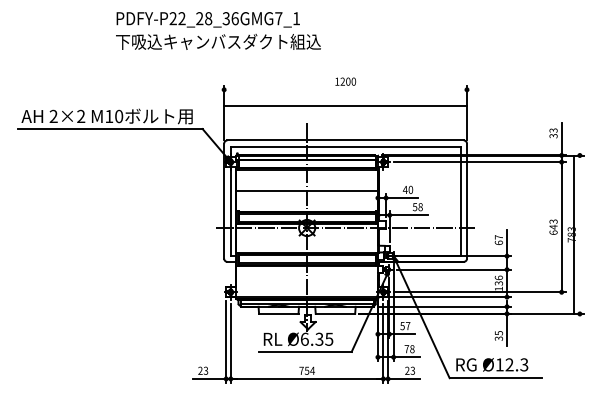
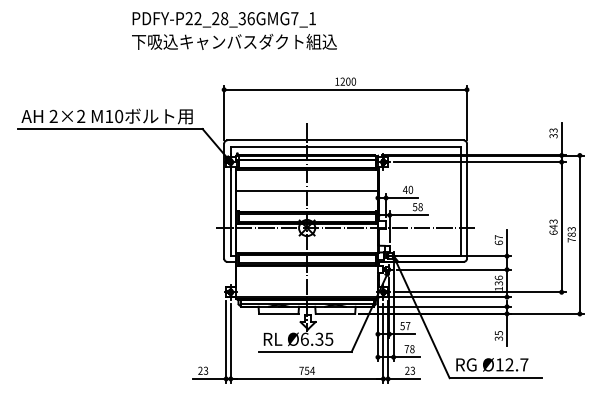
text position: (218, 30) -> (234, 30) (234, 30)
line position: (345, 105) -> (345, 89) (345, 89)
line position: (573, 234) -> (579, 234) (579, 234)
text: Ø12.3 -> Ø12.7 (524, 364)
